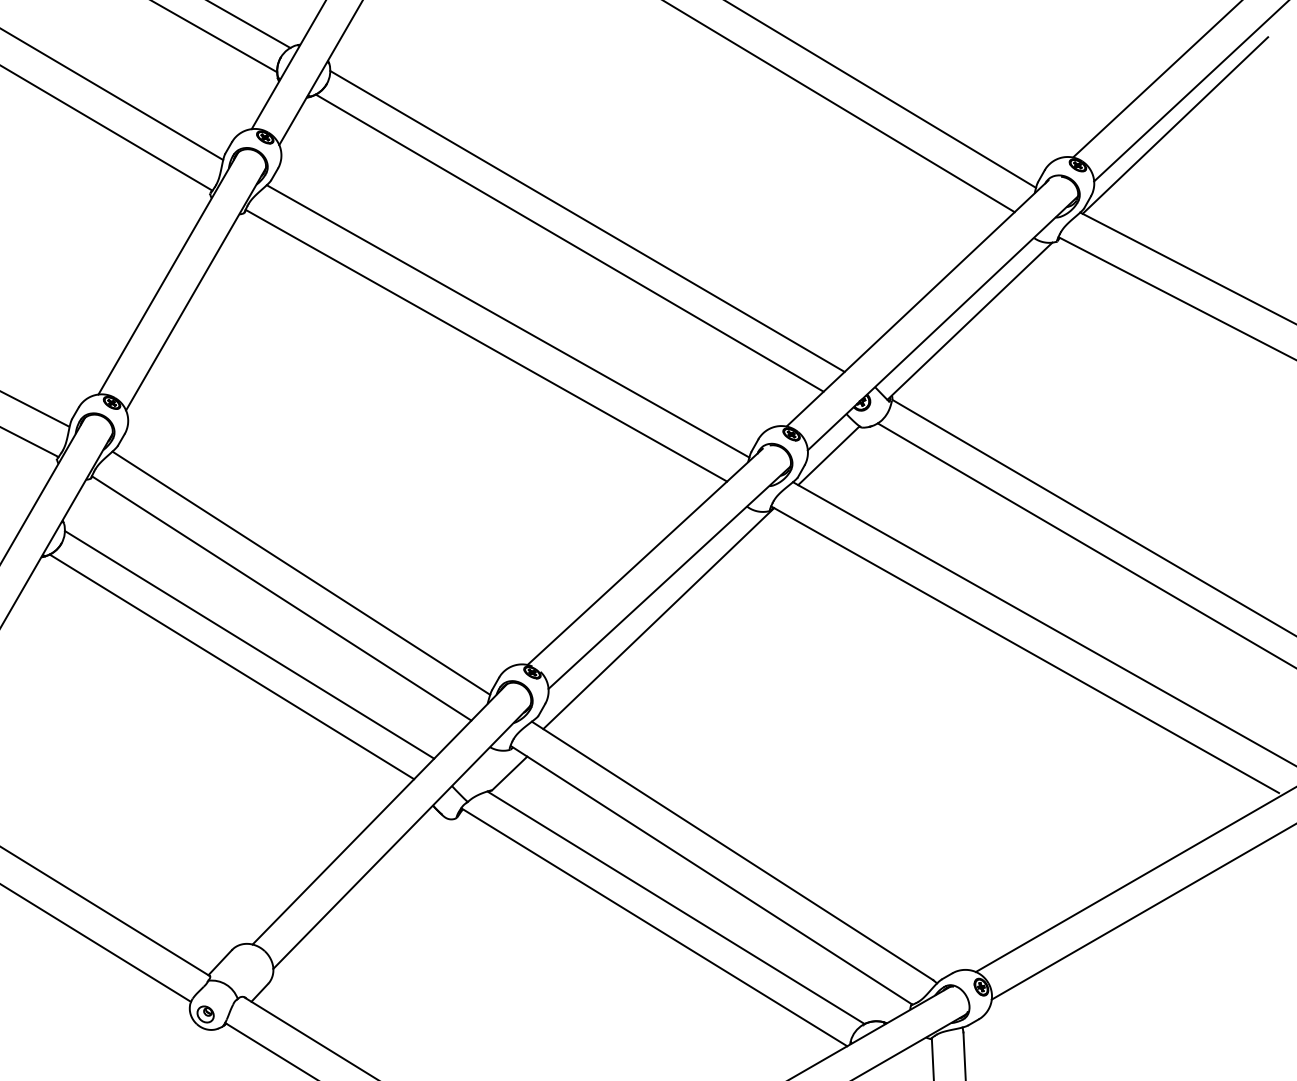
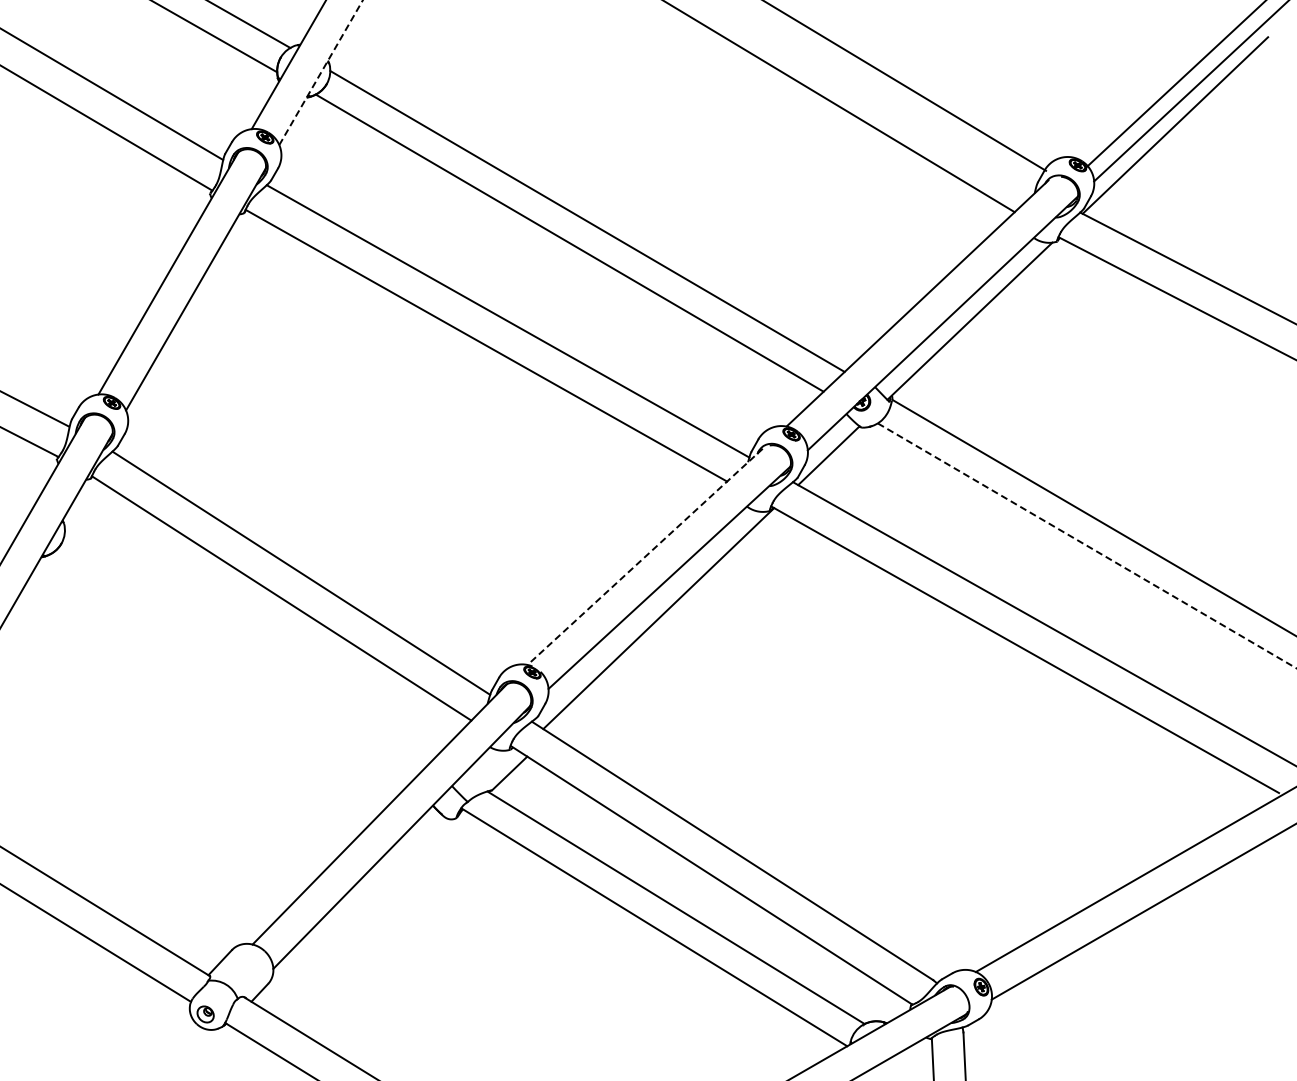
line: solid -> dashed (321, 72)
line position: (1156, 79) -> (1174, 85) (1174, 85)
line position: (881, 94) -> (905, 86) (905, 86)
line: solid -> dashed (1087, 545)
line: solid -> dashed (645, 556)
line: present -> none (249, 644)
line: present -> none (231, 666)
